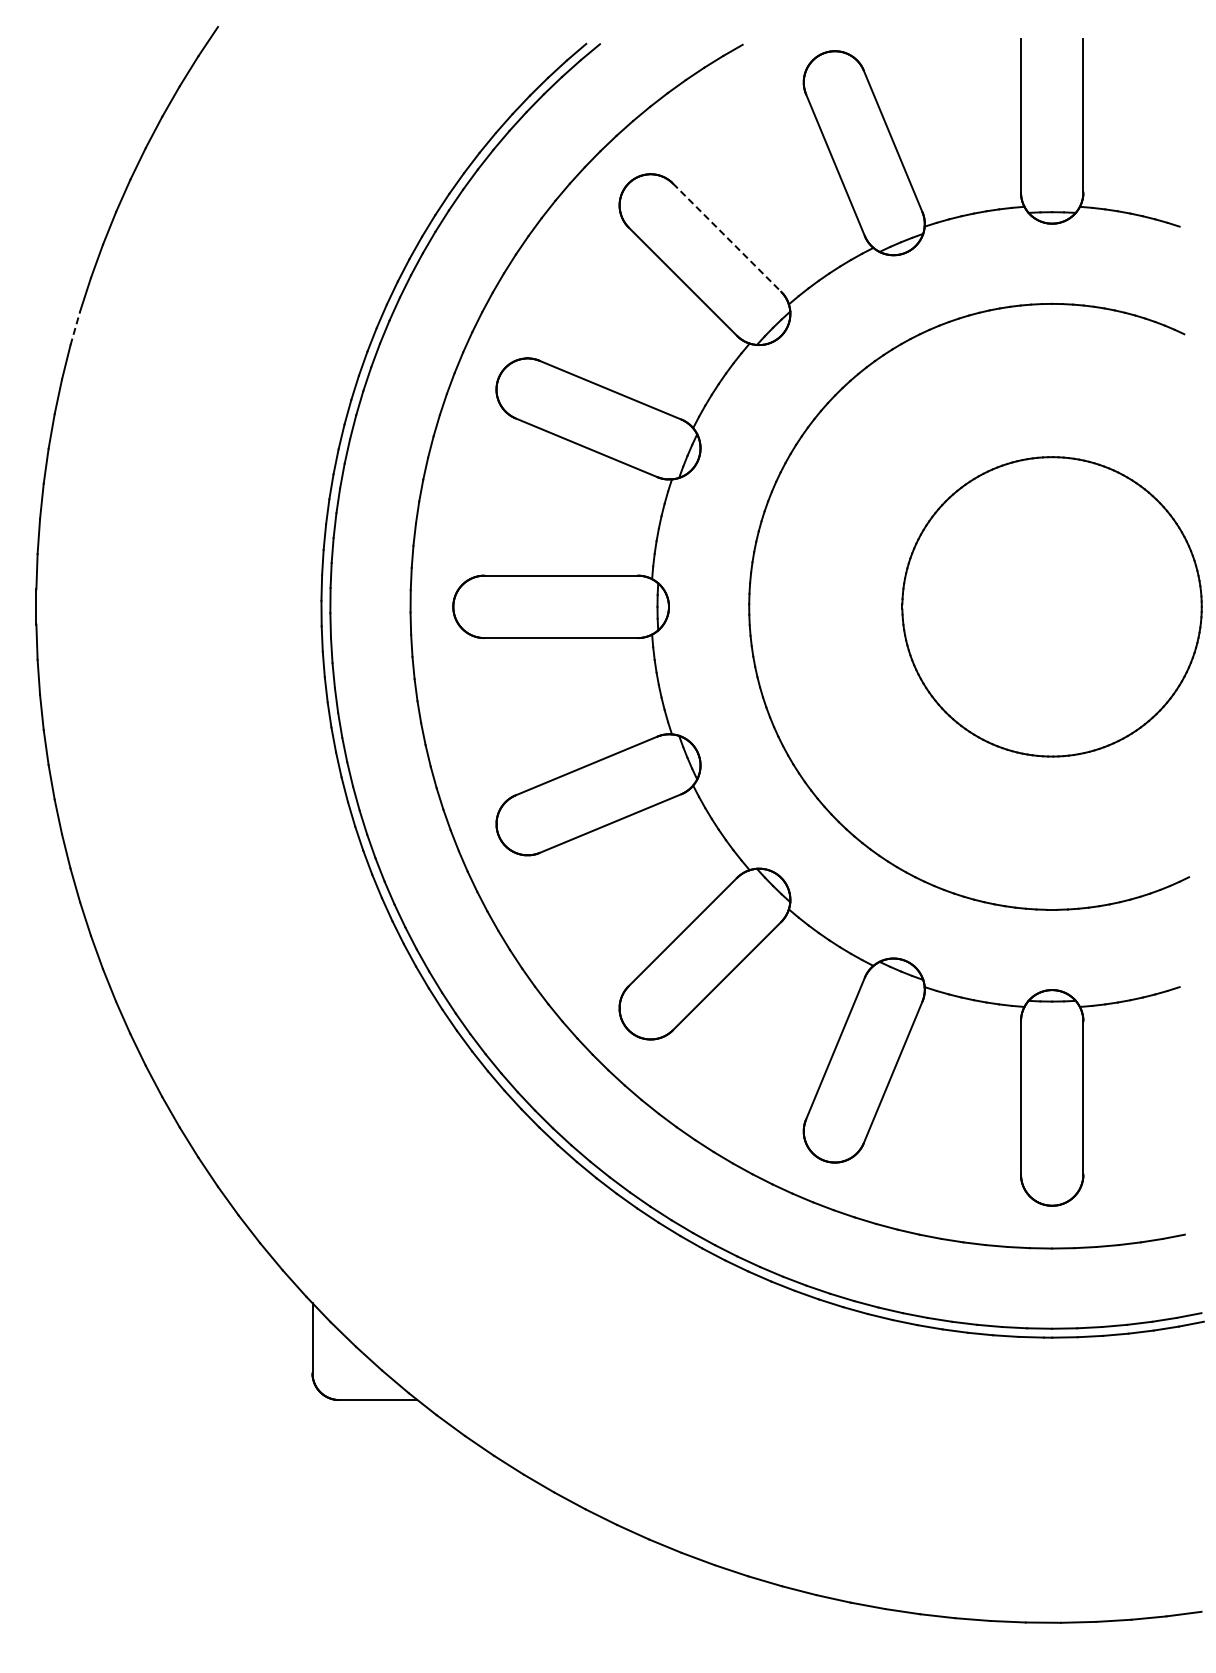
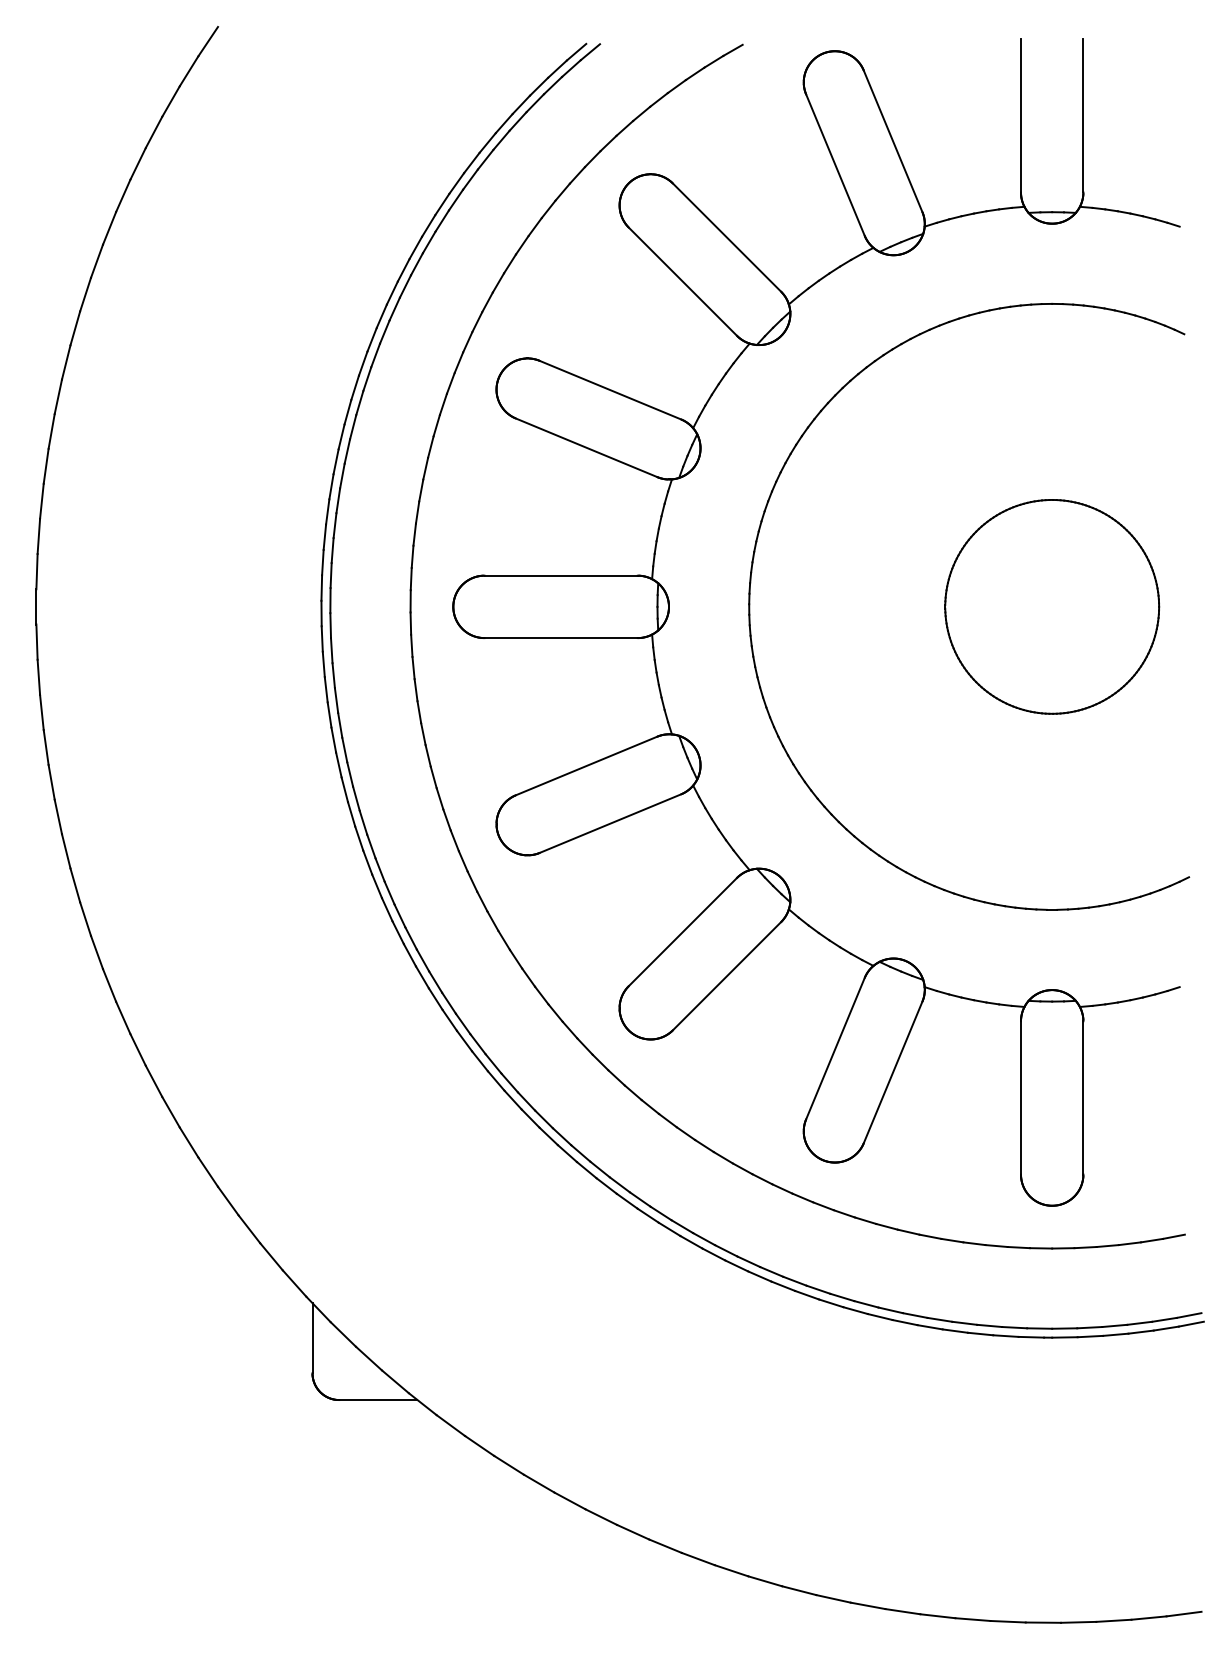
line: dashed -> solid (727, 237)
line: dashed -> solid (75, 328)
part size: 302x302 px -> 217x216 px (1052, 606)
